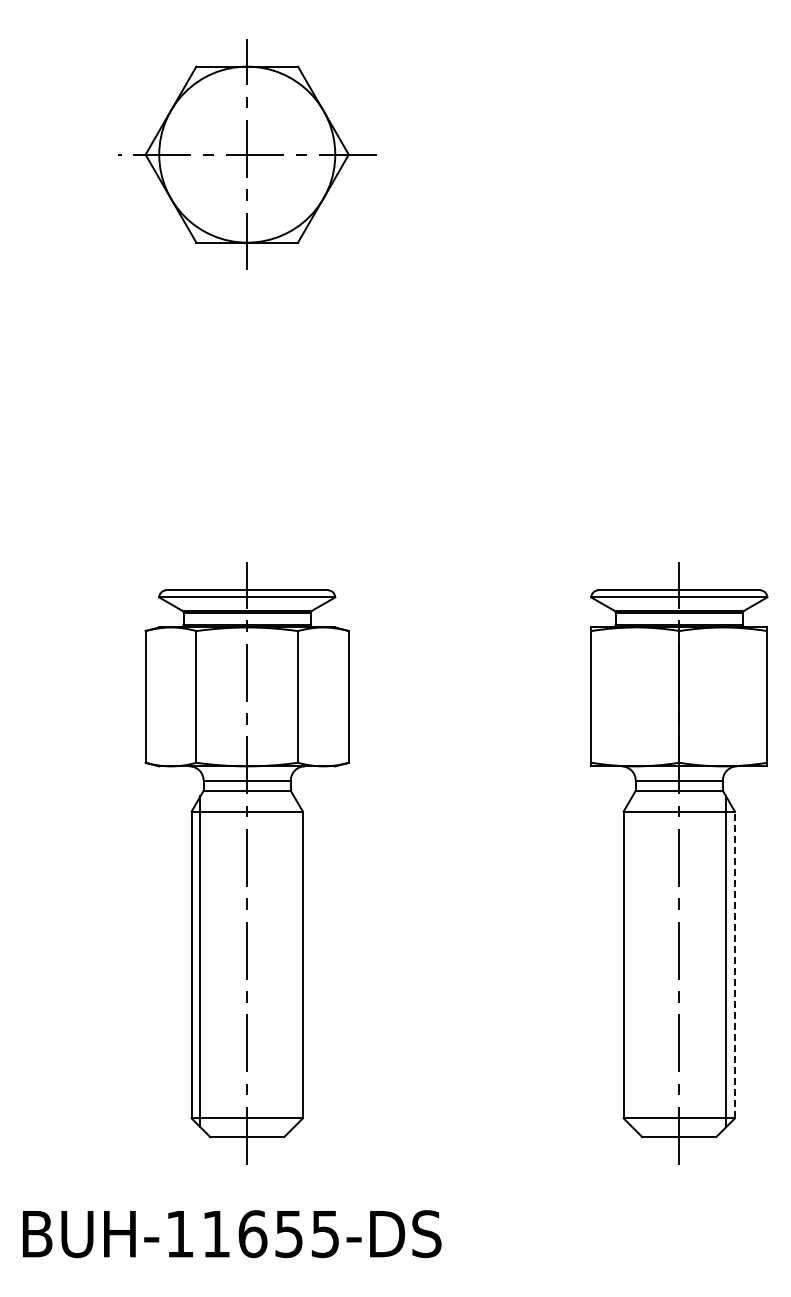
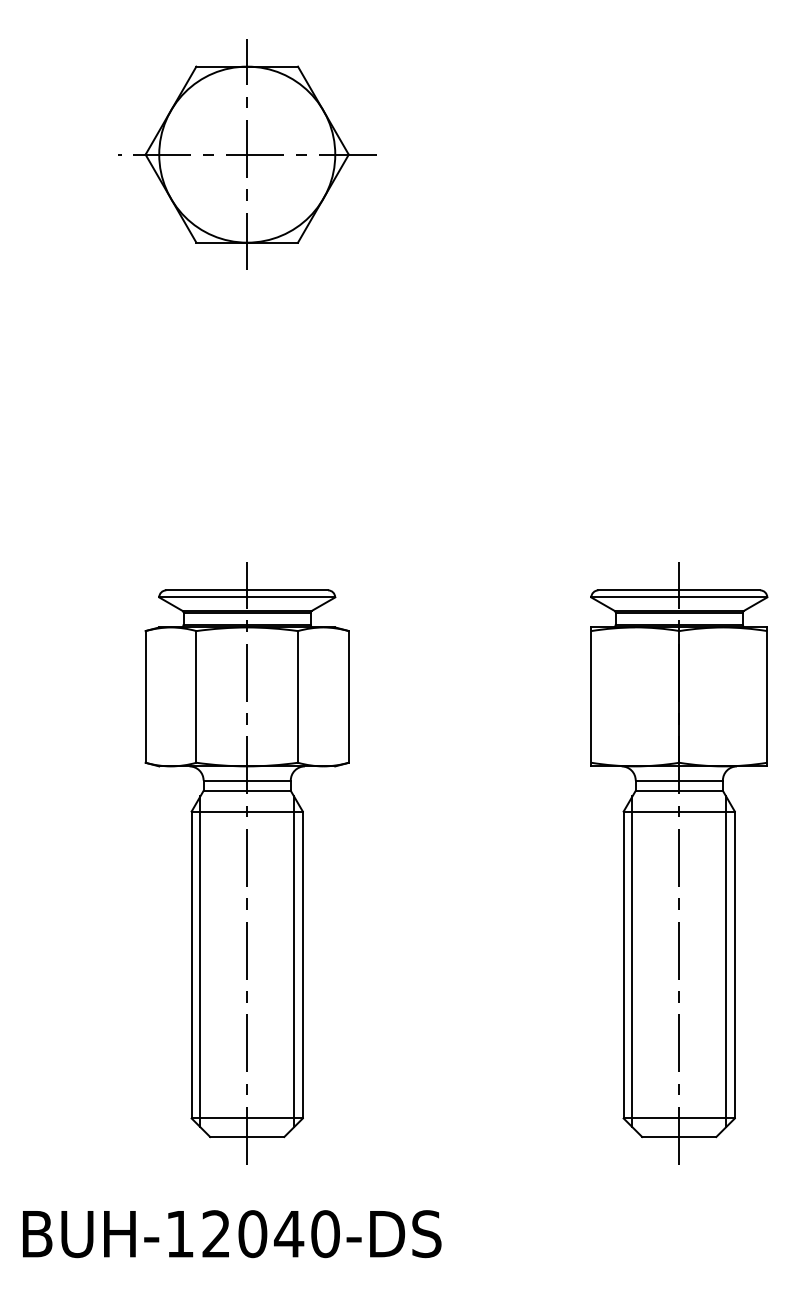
line: none -> present (294, 961)
line: none -> present (632, 961)
line: dashed -> solid (734, 964)
text: BUH-11655-DS -> BUH-12040-DS (270, 1234)
